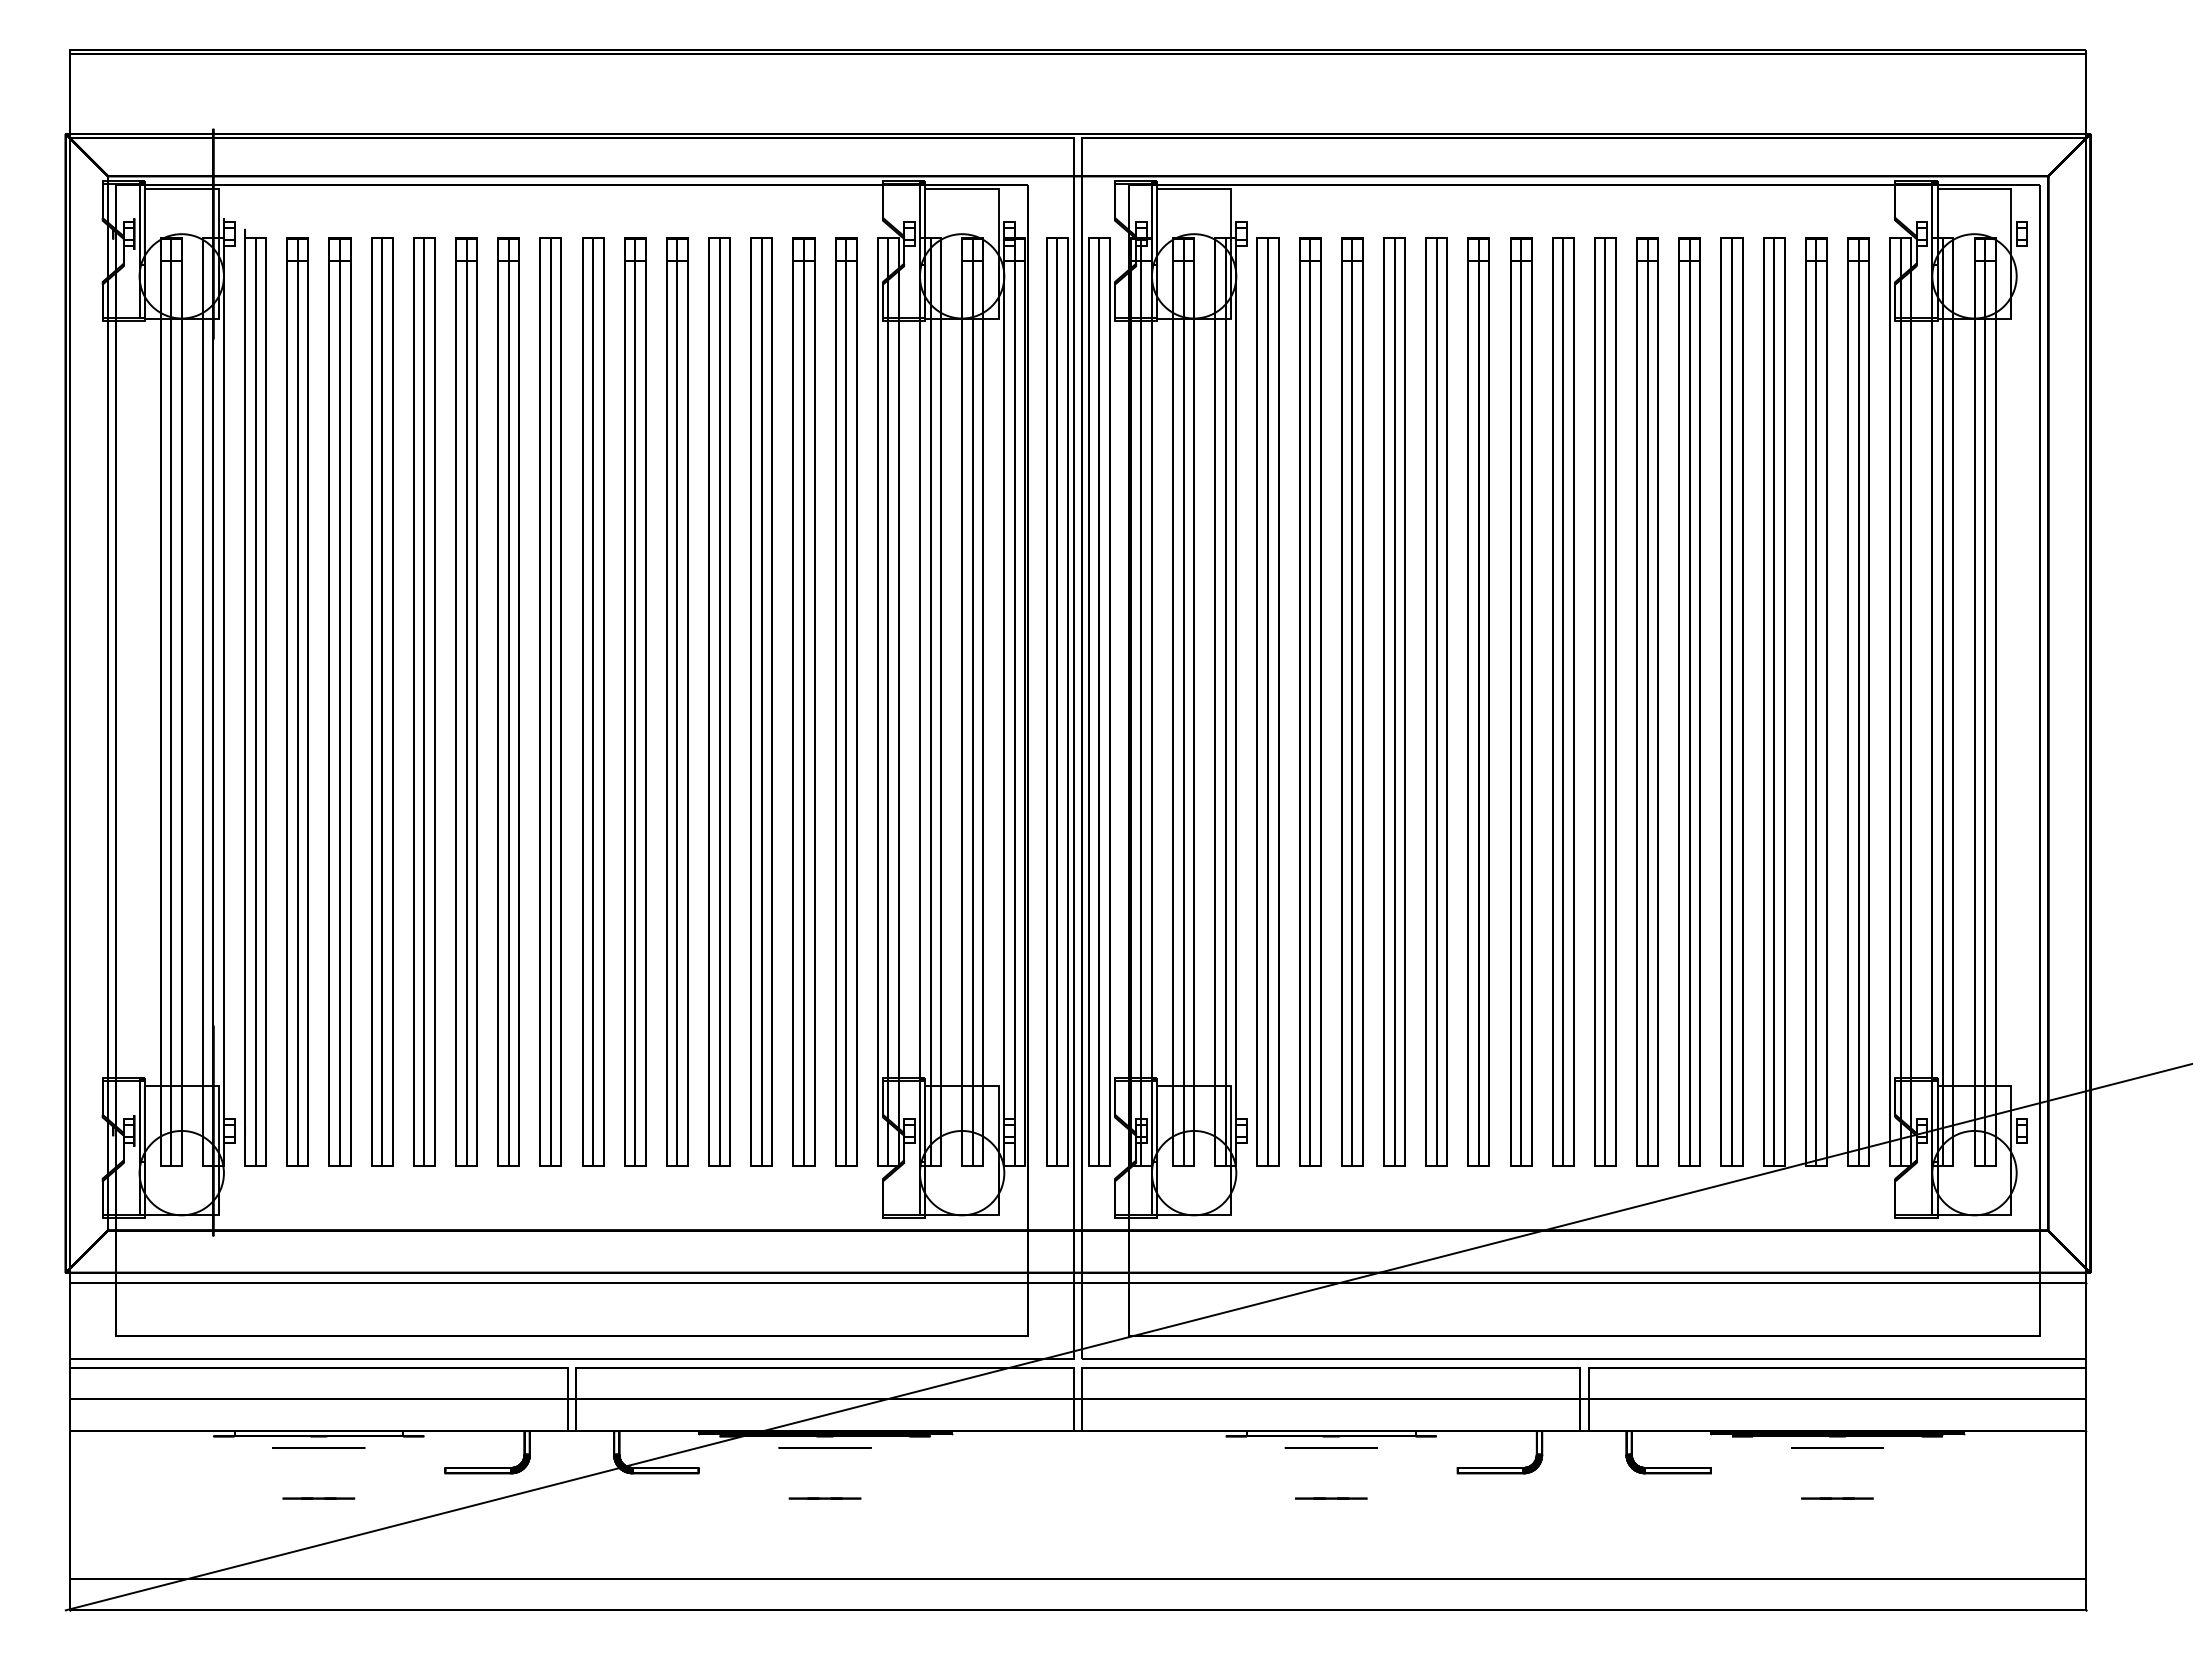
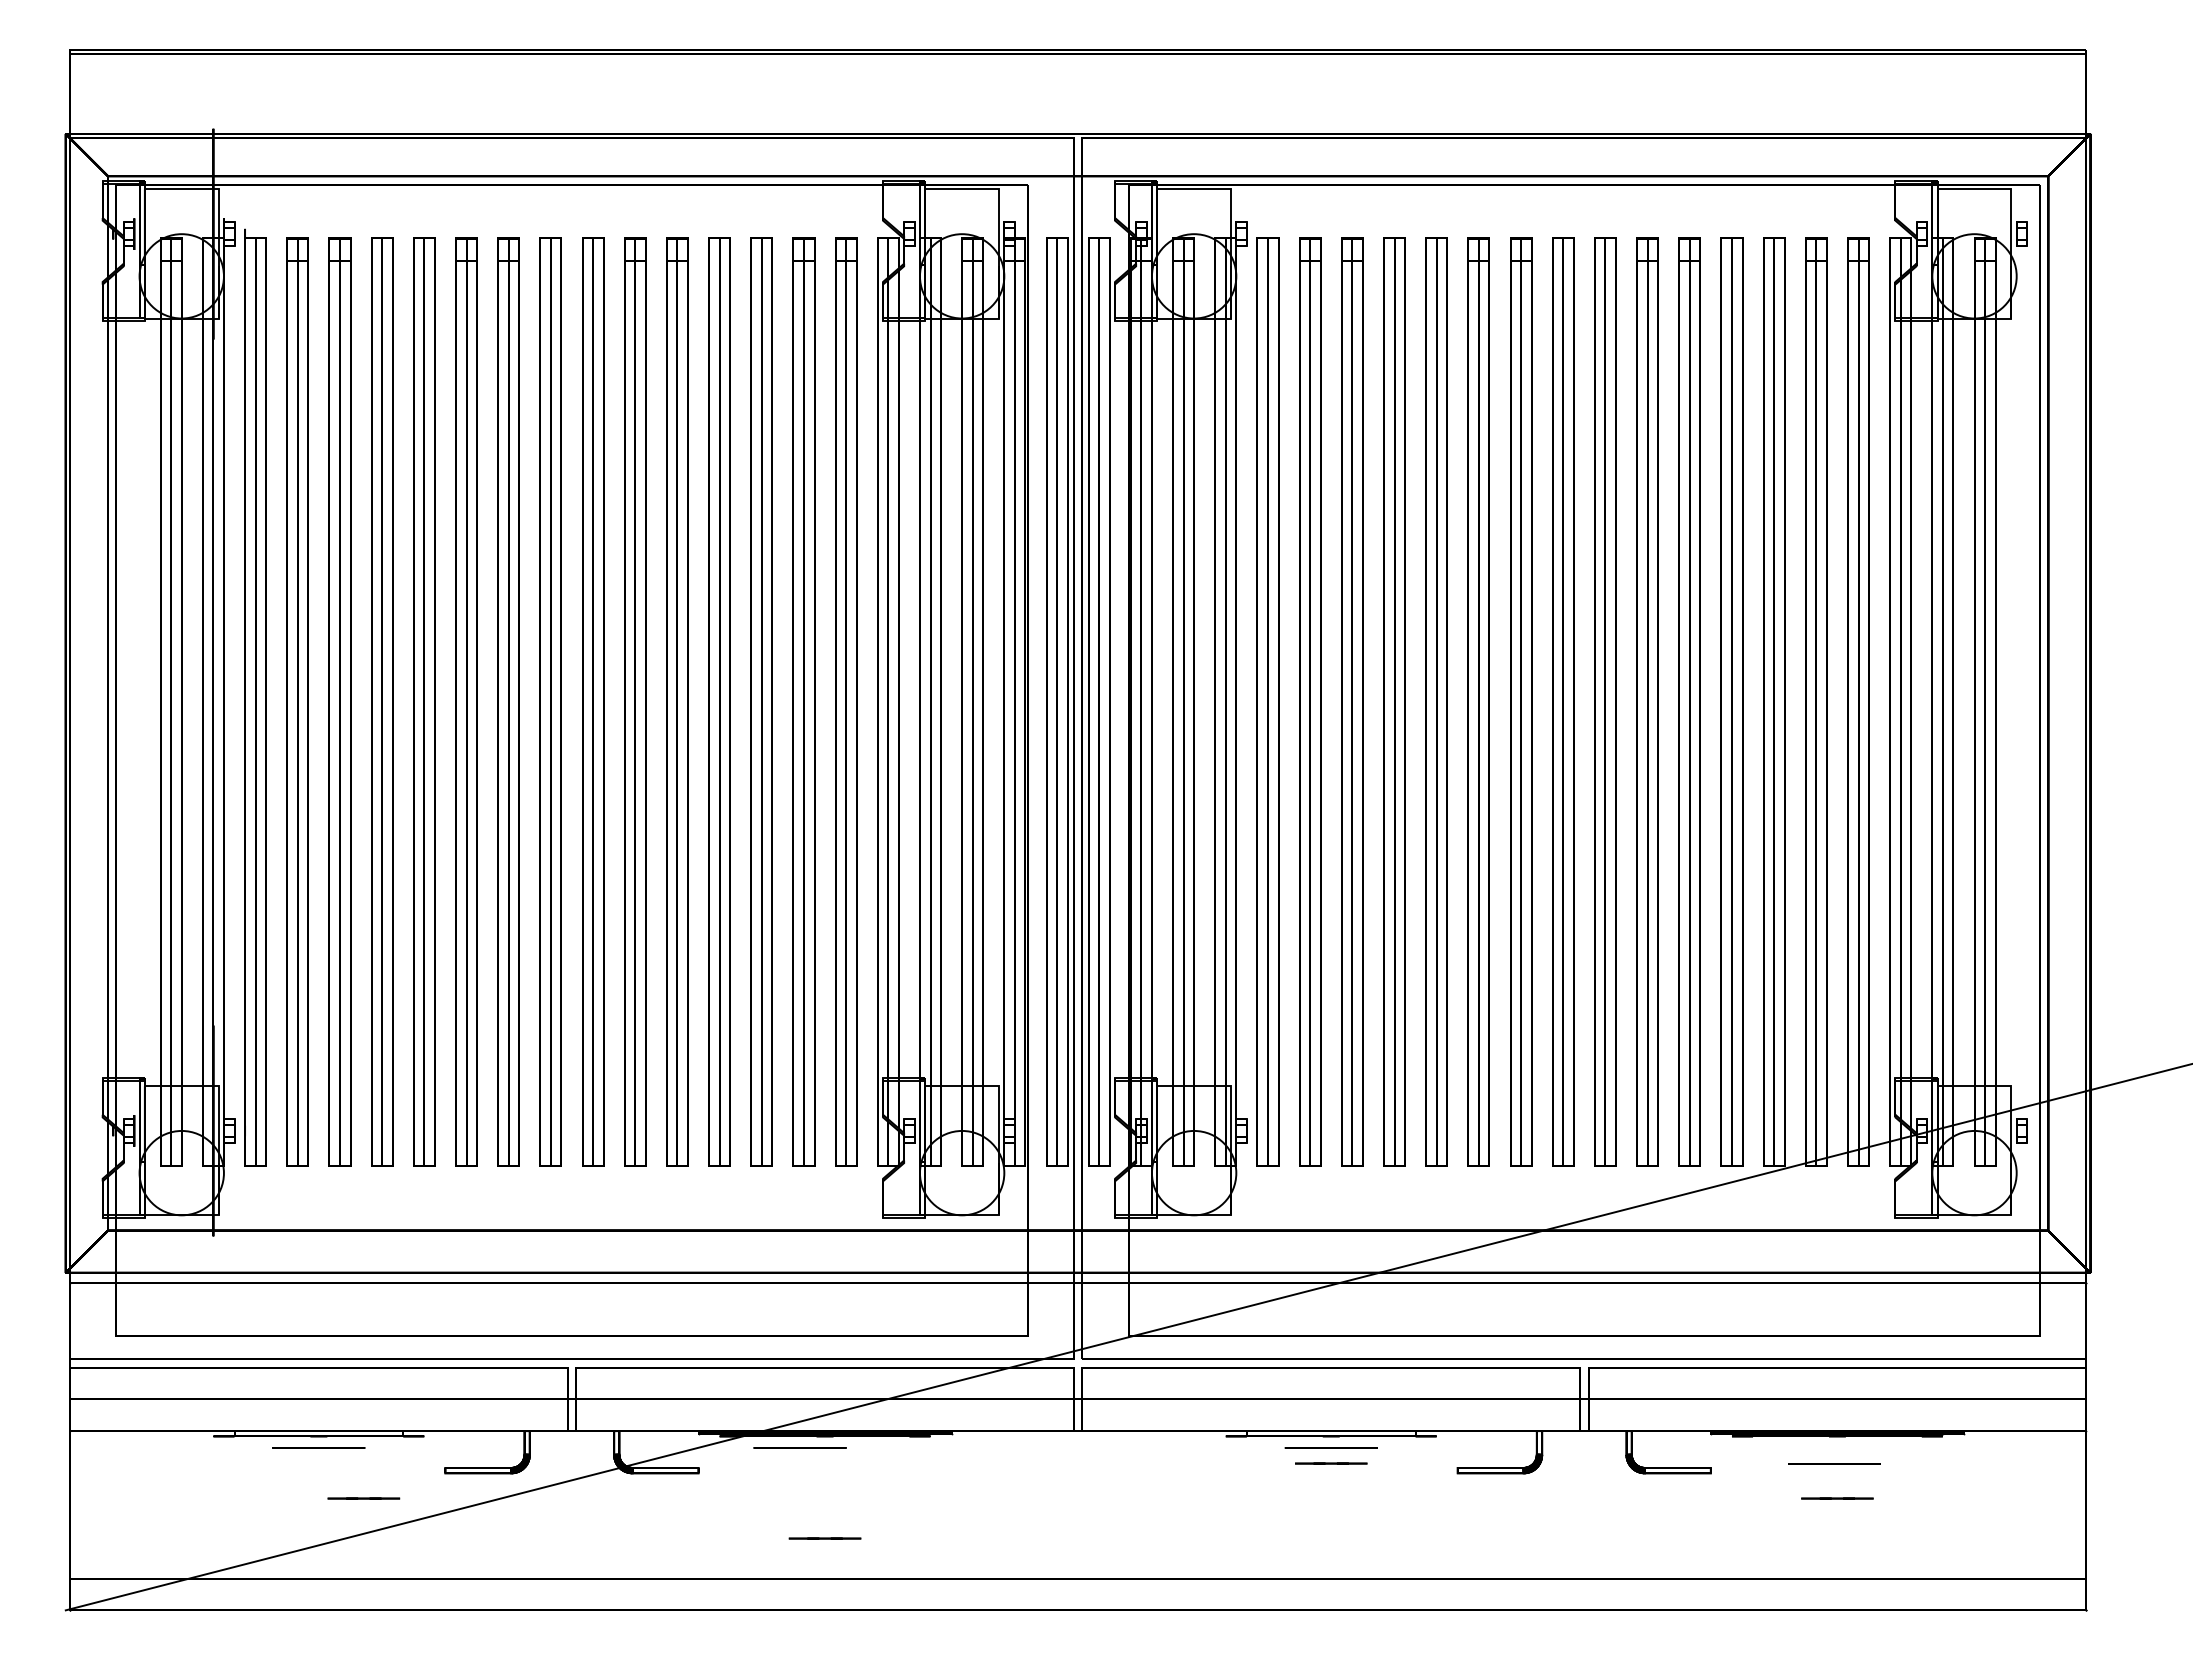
circle position: (824, 1447) -> (799, 1447) (799, 1447)
circle position: (1837, 1447) -> (1834, 1463) (1834, 1463)
line position: (318, 1498) -> (363, 1498) (363, 1498)
line position: (824, 1498) -> (824, 1538) (824, 1538)
line position: (1331, 1498) -> (1331, 1463) (1331, 1463)
